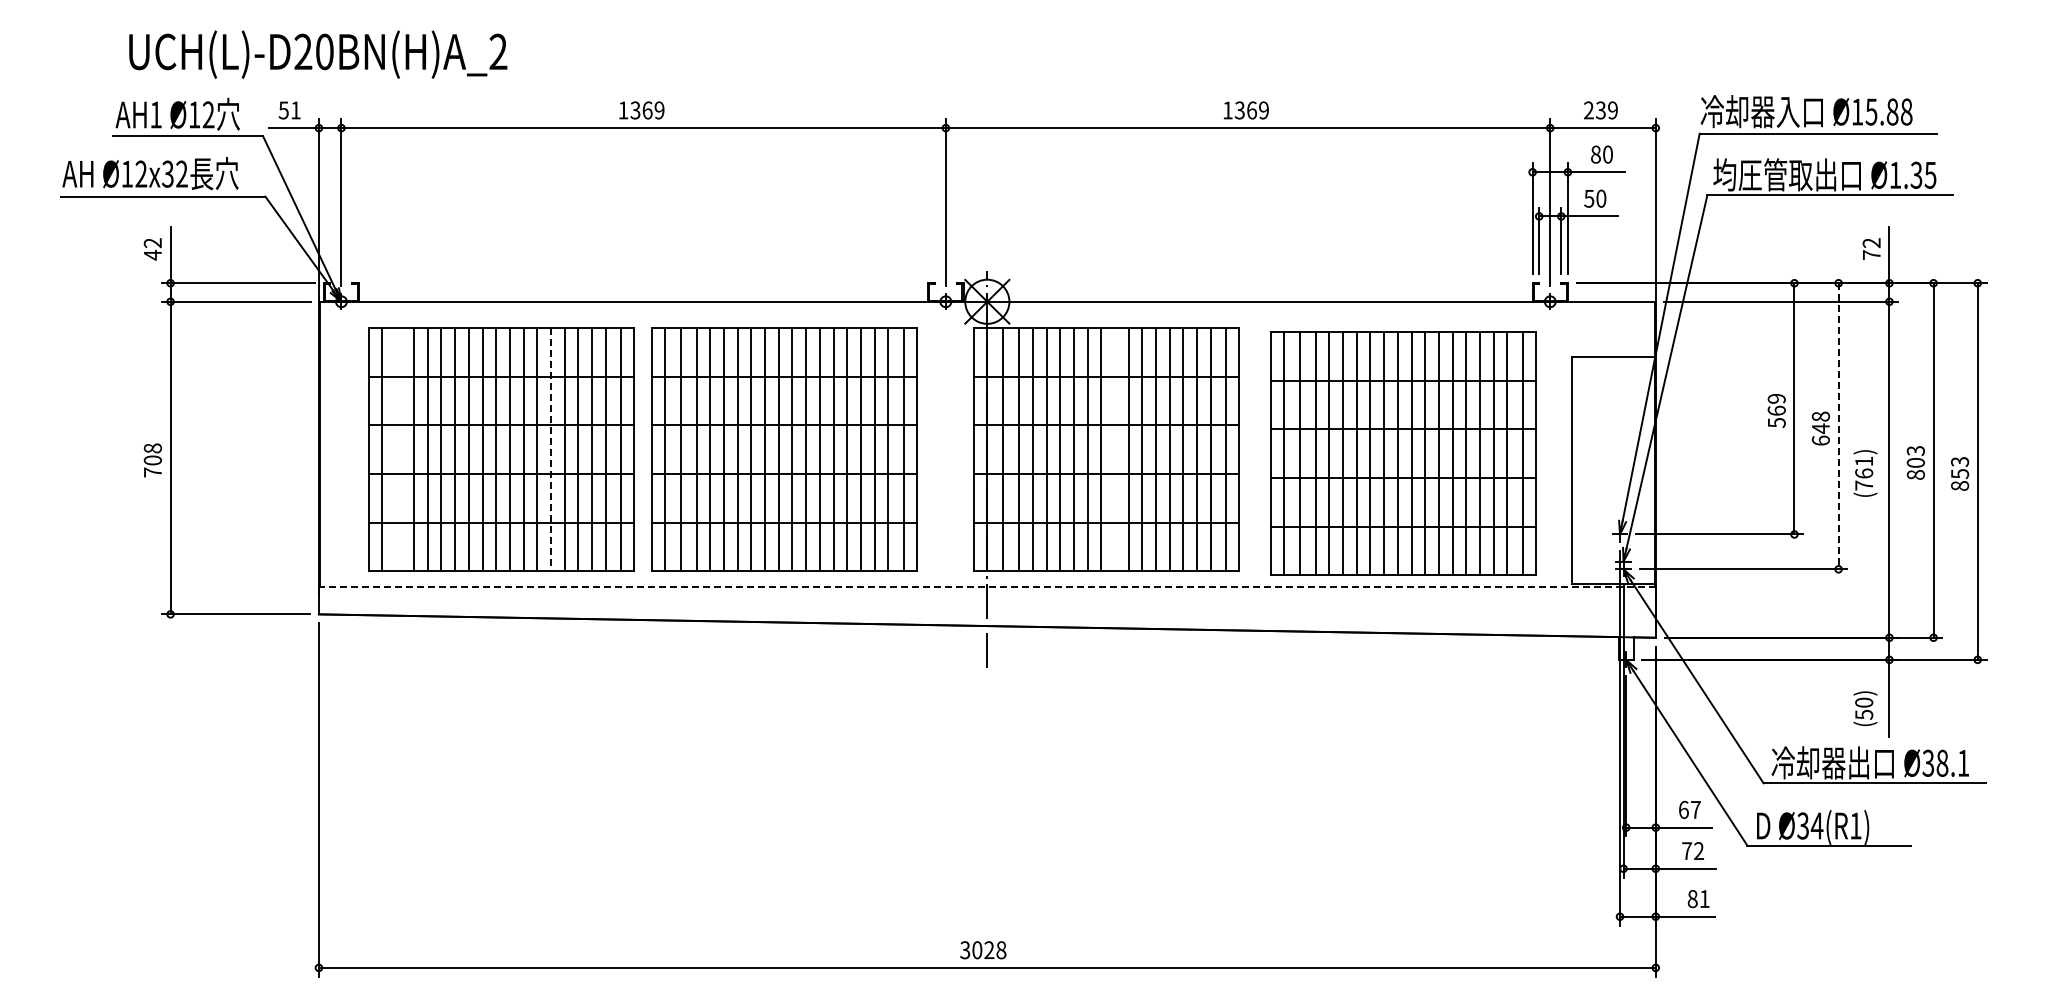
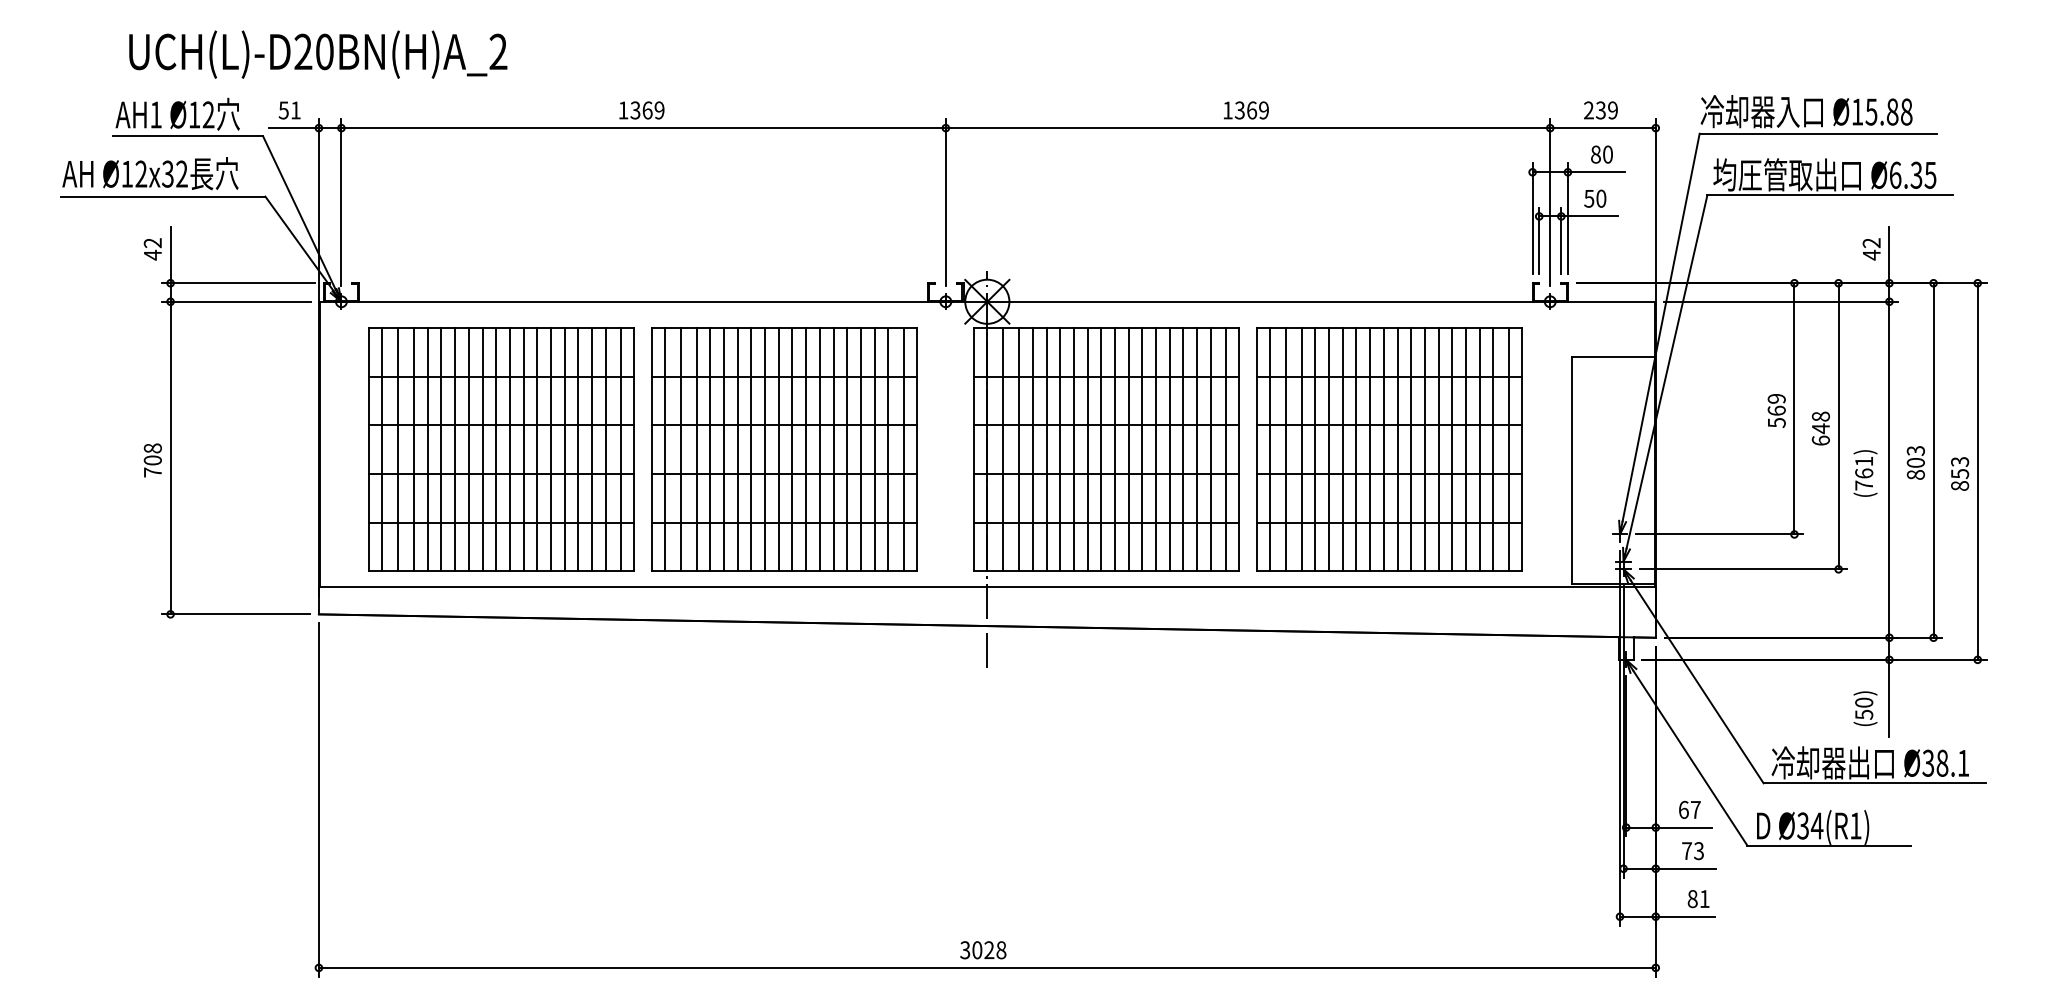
text: Ø1.35 -> Ø6.35 (1895, 174)
text: 72 -> 42 (1871, 254)
line: dashed -> solid (1838, 426)
line: none -> present (398, 449)
line: none -> present (1114, 449)
line: dashed -> solid (550, 450)
part position: (1403, 453) -> (1389, 449) (1389, 449)
line: dashed -> solid (986, 587)
text: 72 -> 73 (1698, 851)
